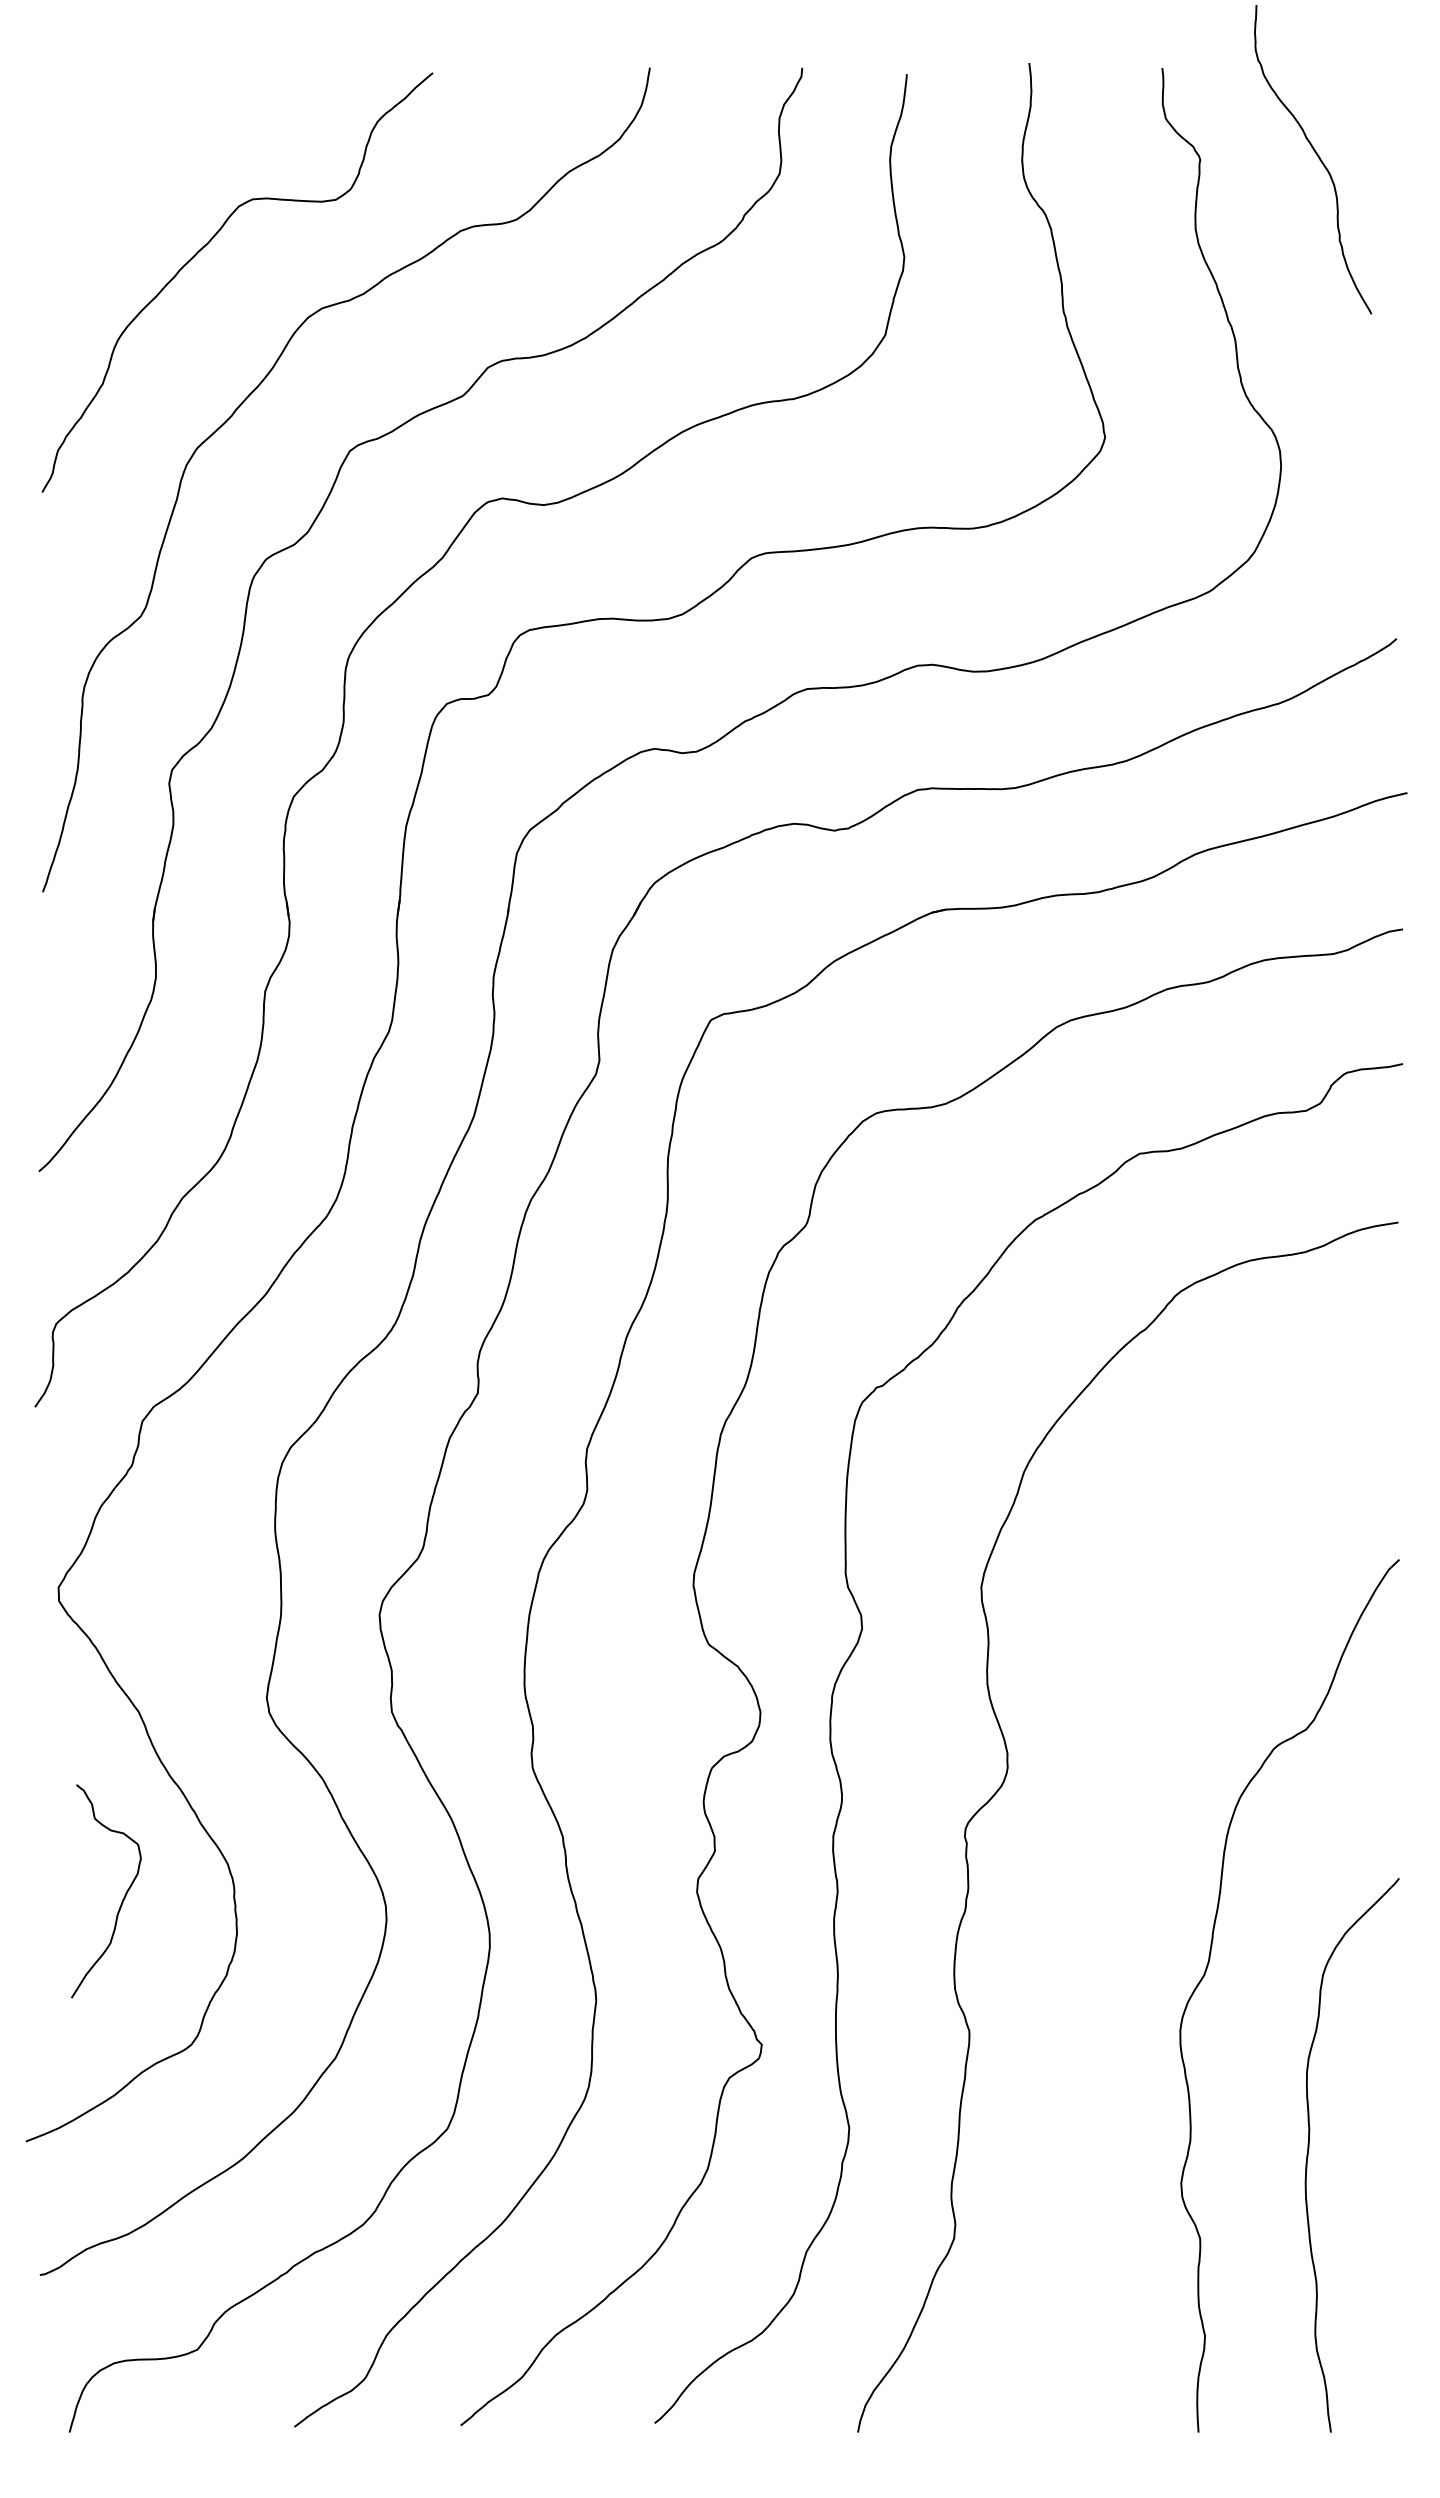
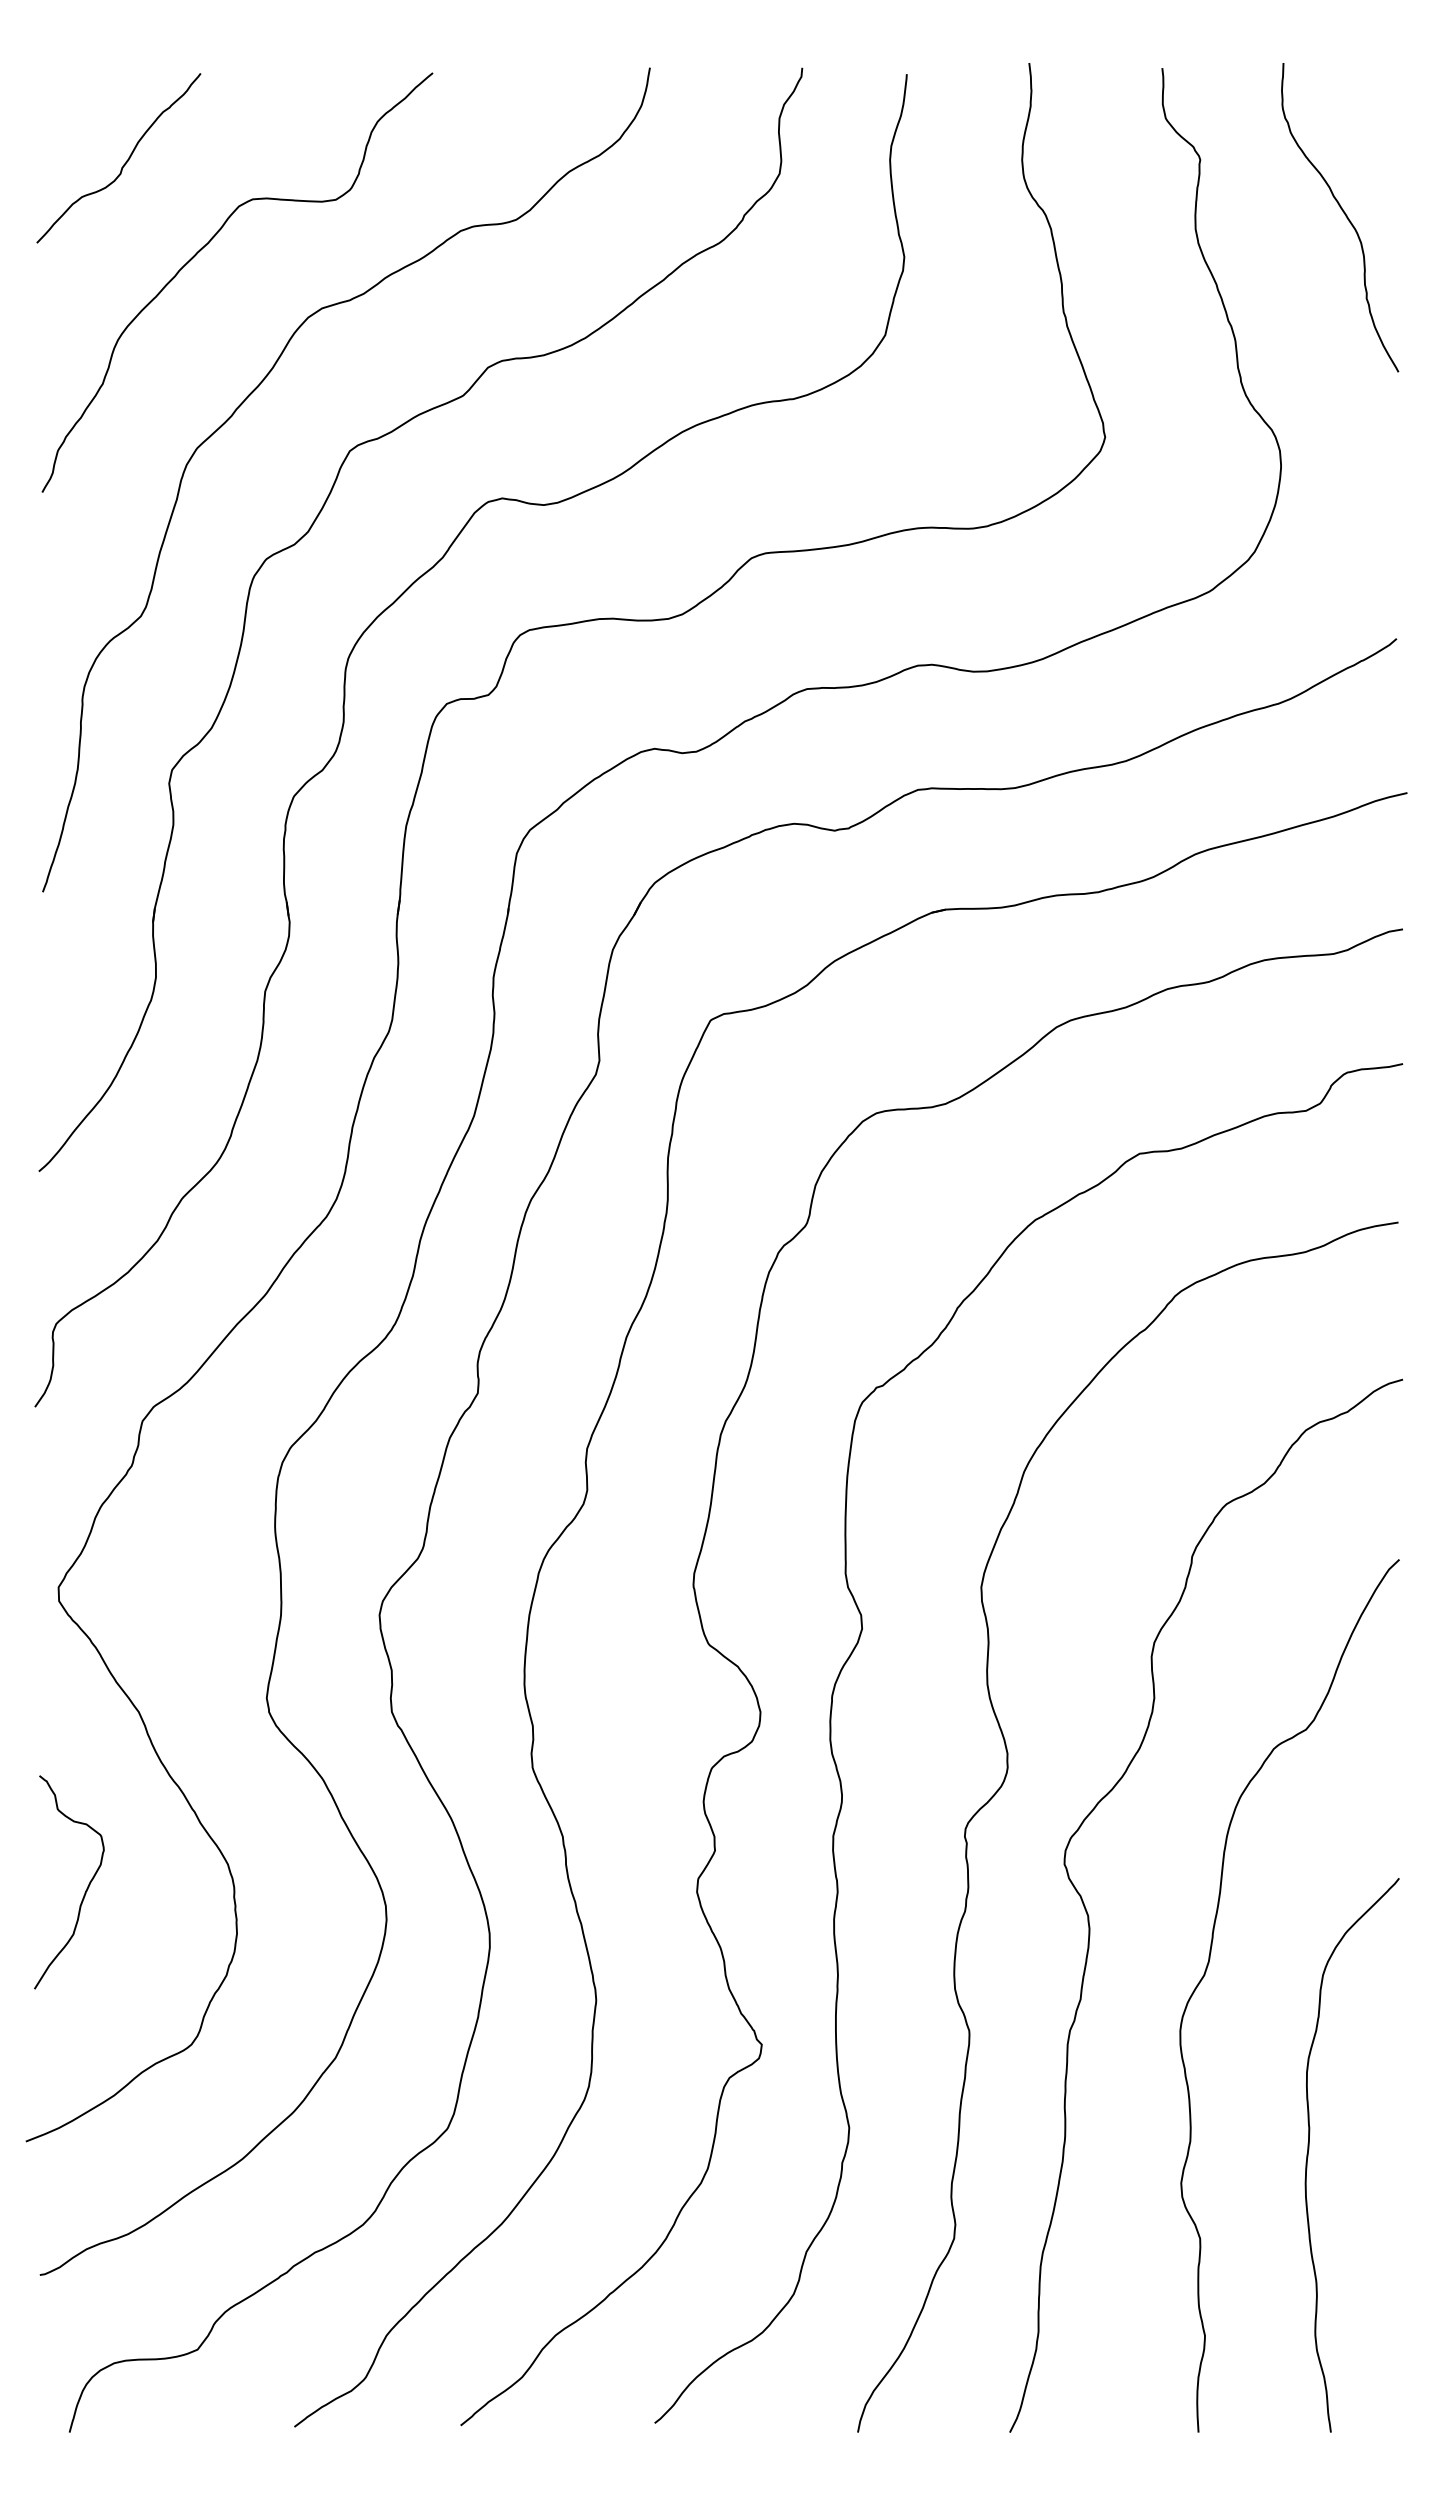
curve position: (1316, 155) -> (1343, 213) (1343, 213)
curve: none -> present (125, 161)
curve position: (122, 1899) -> (85, 1890) (85, 1890)
curve: none -> present (1089, 1916)
